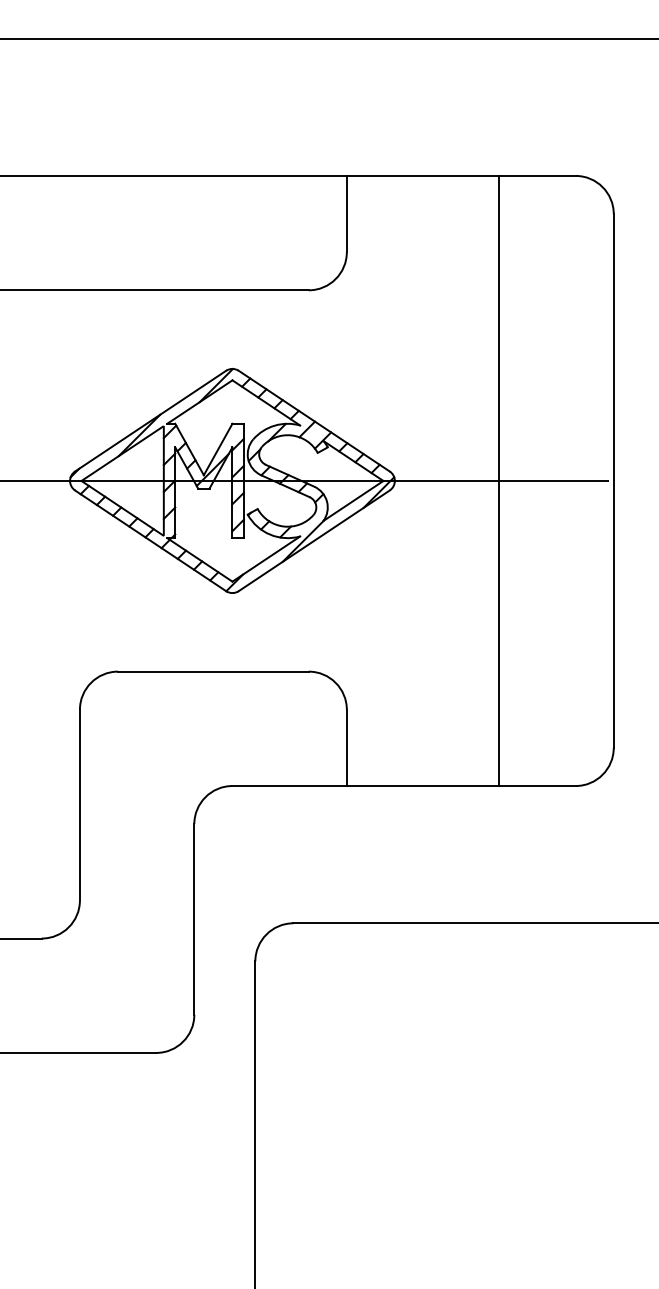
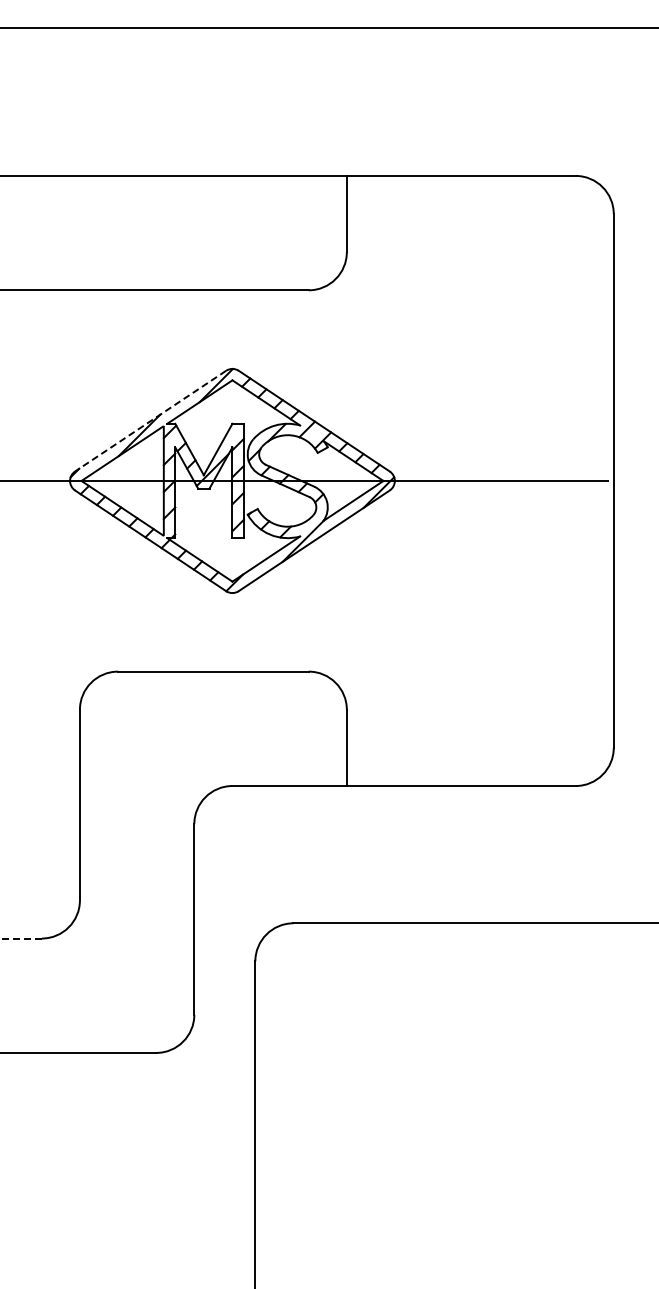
line position: (328, 38) -> (328, 27) (328, 27)
line: solid -> dashed (150, 421)
line: present -> none (499, 480)
line: solid -> dashed (21, 938)
